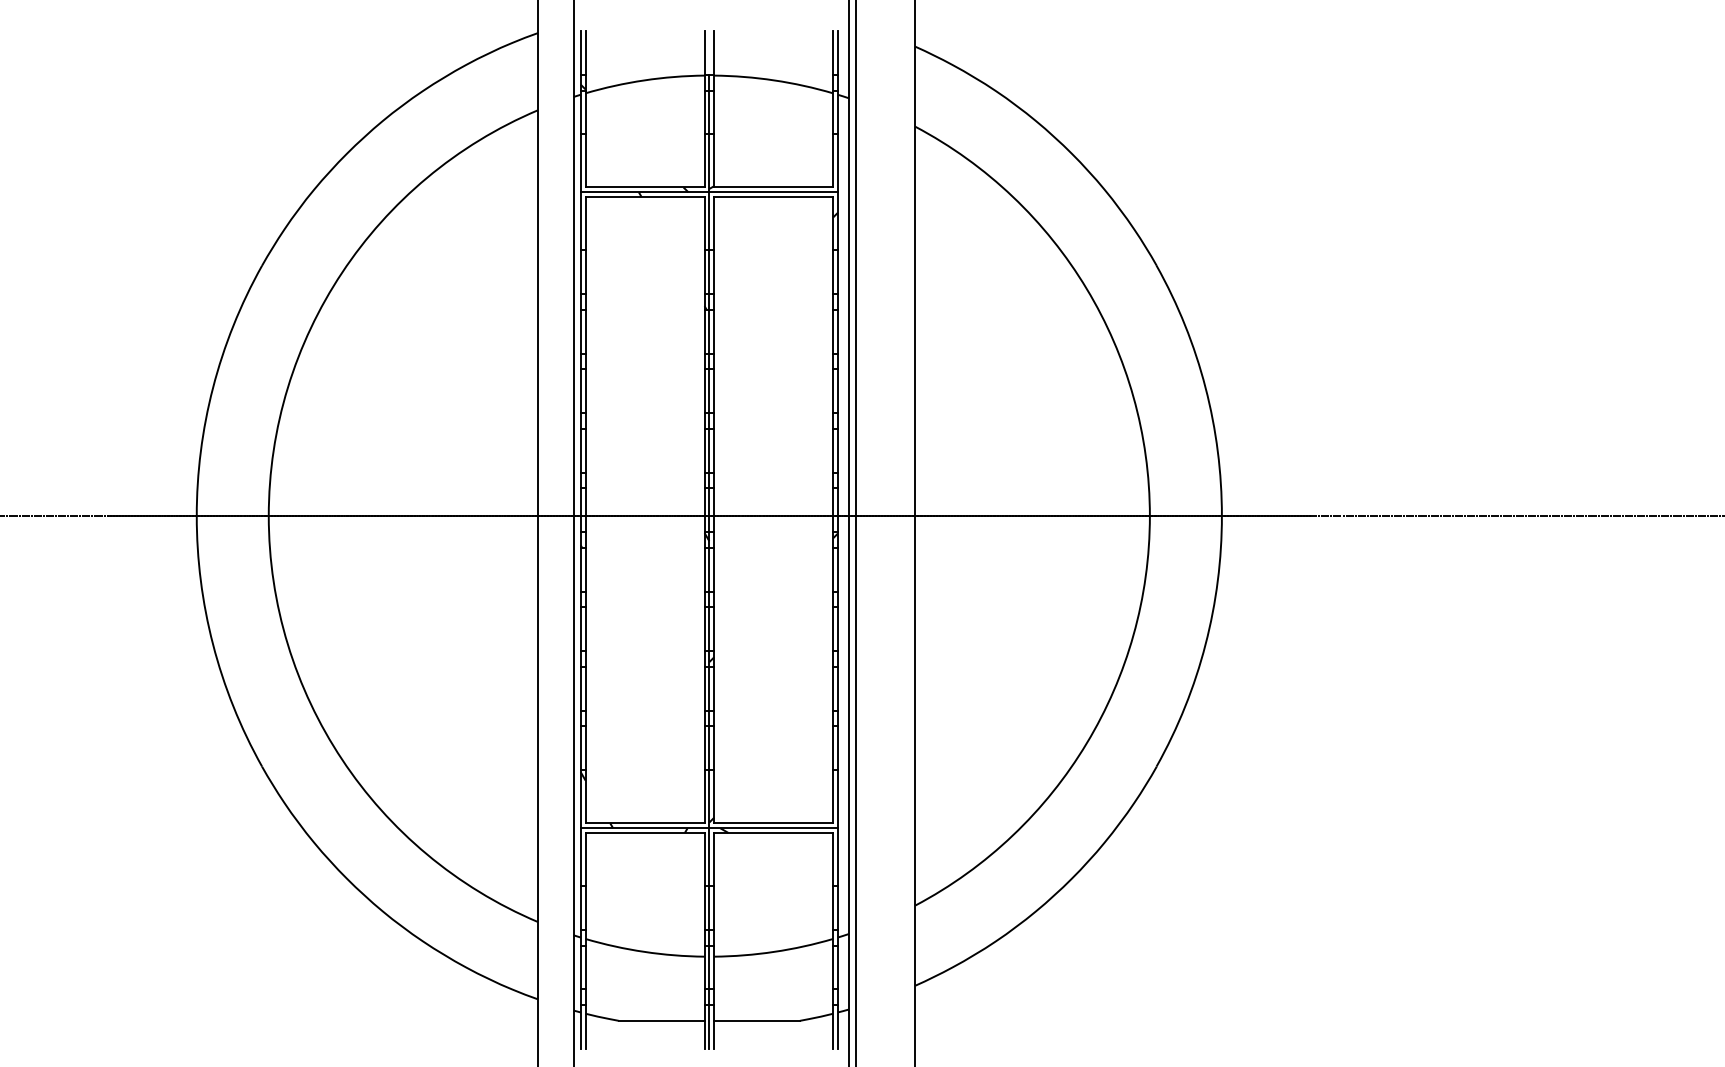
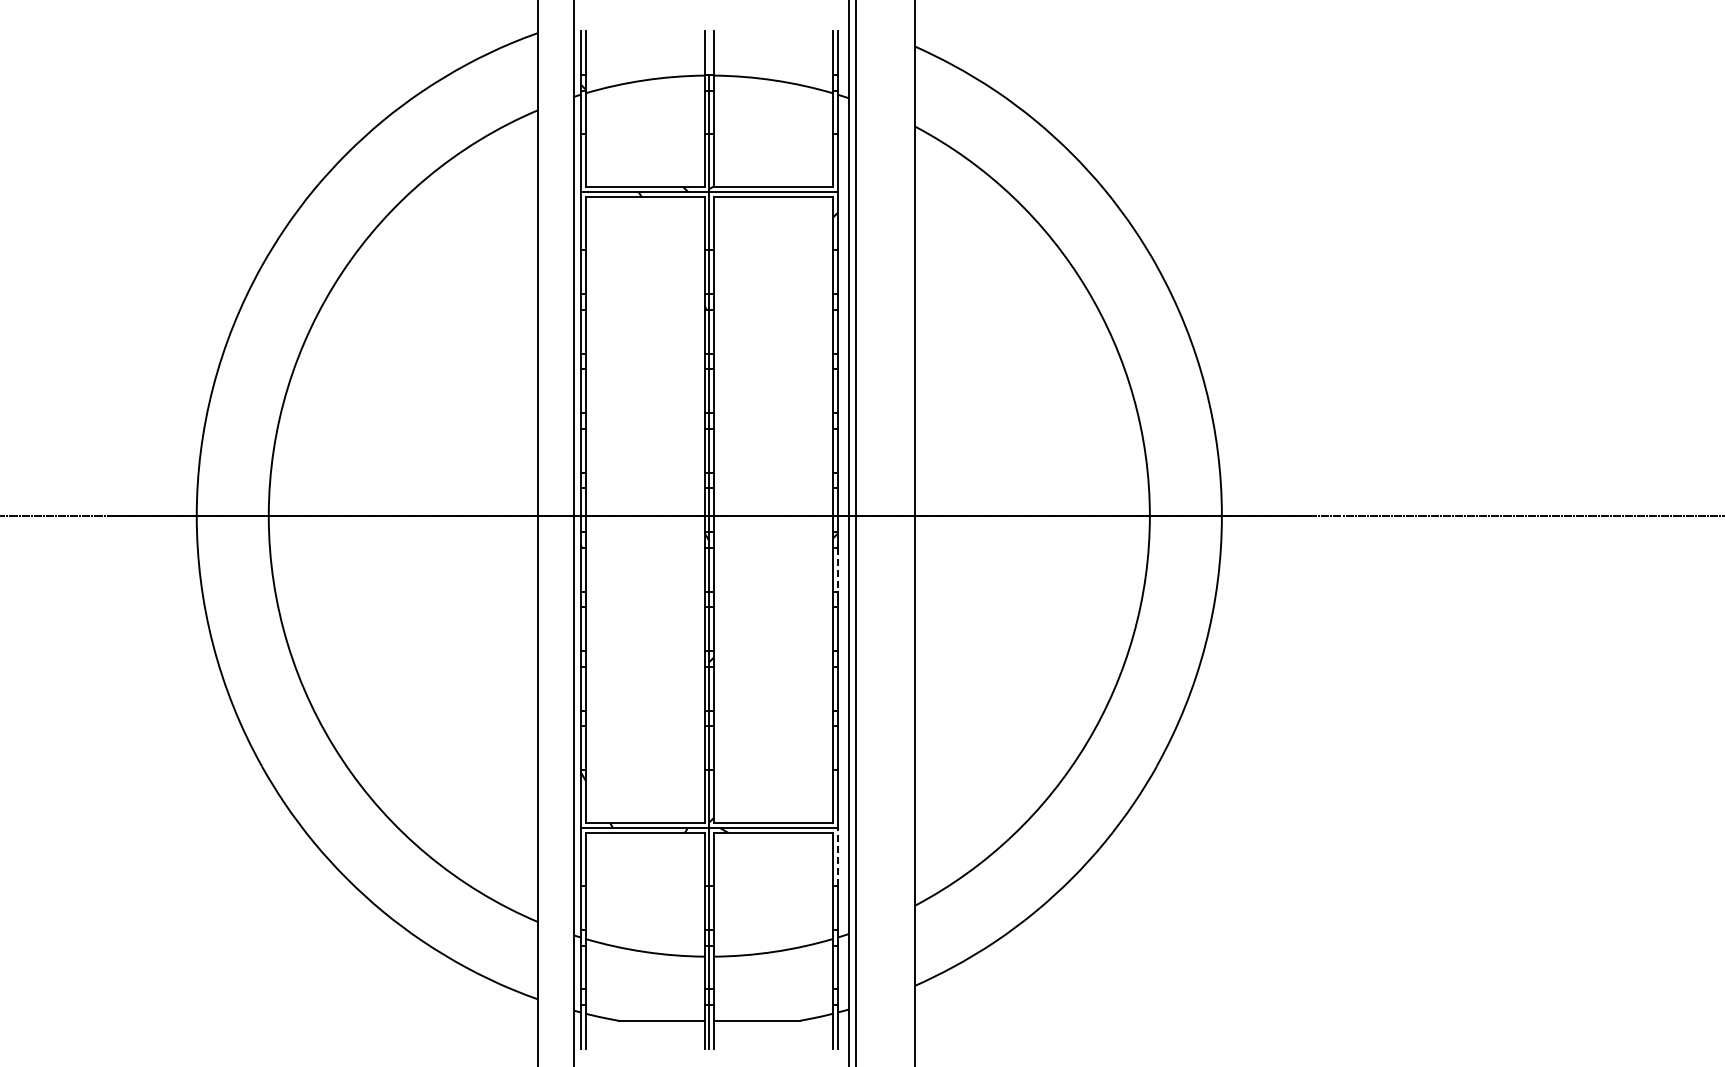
line: solid -> dashed (837, 569)
line: solid -> dashed (837, 857)
